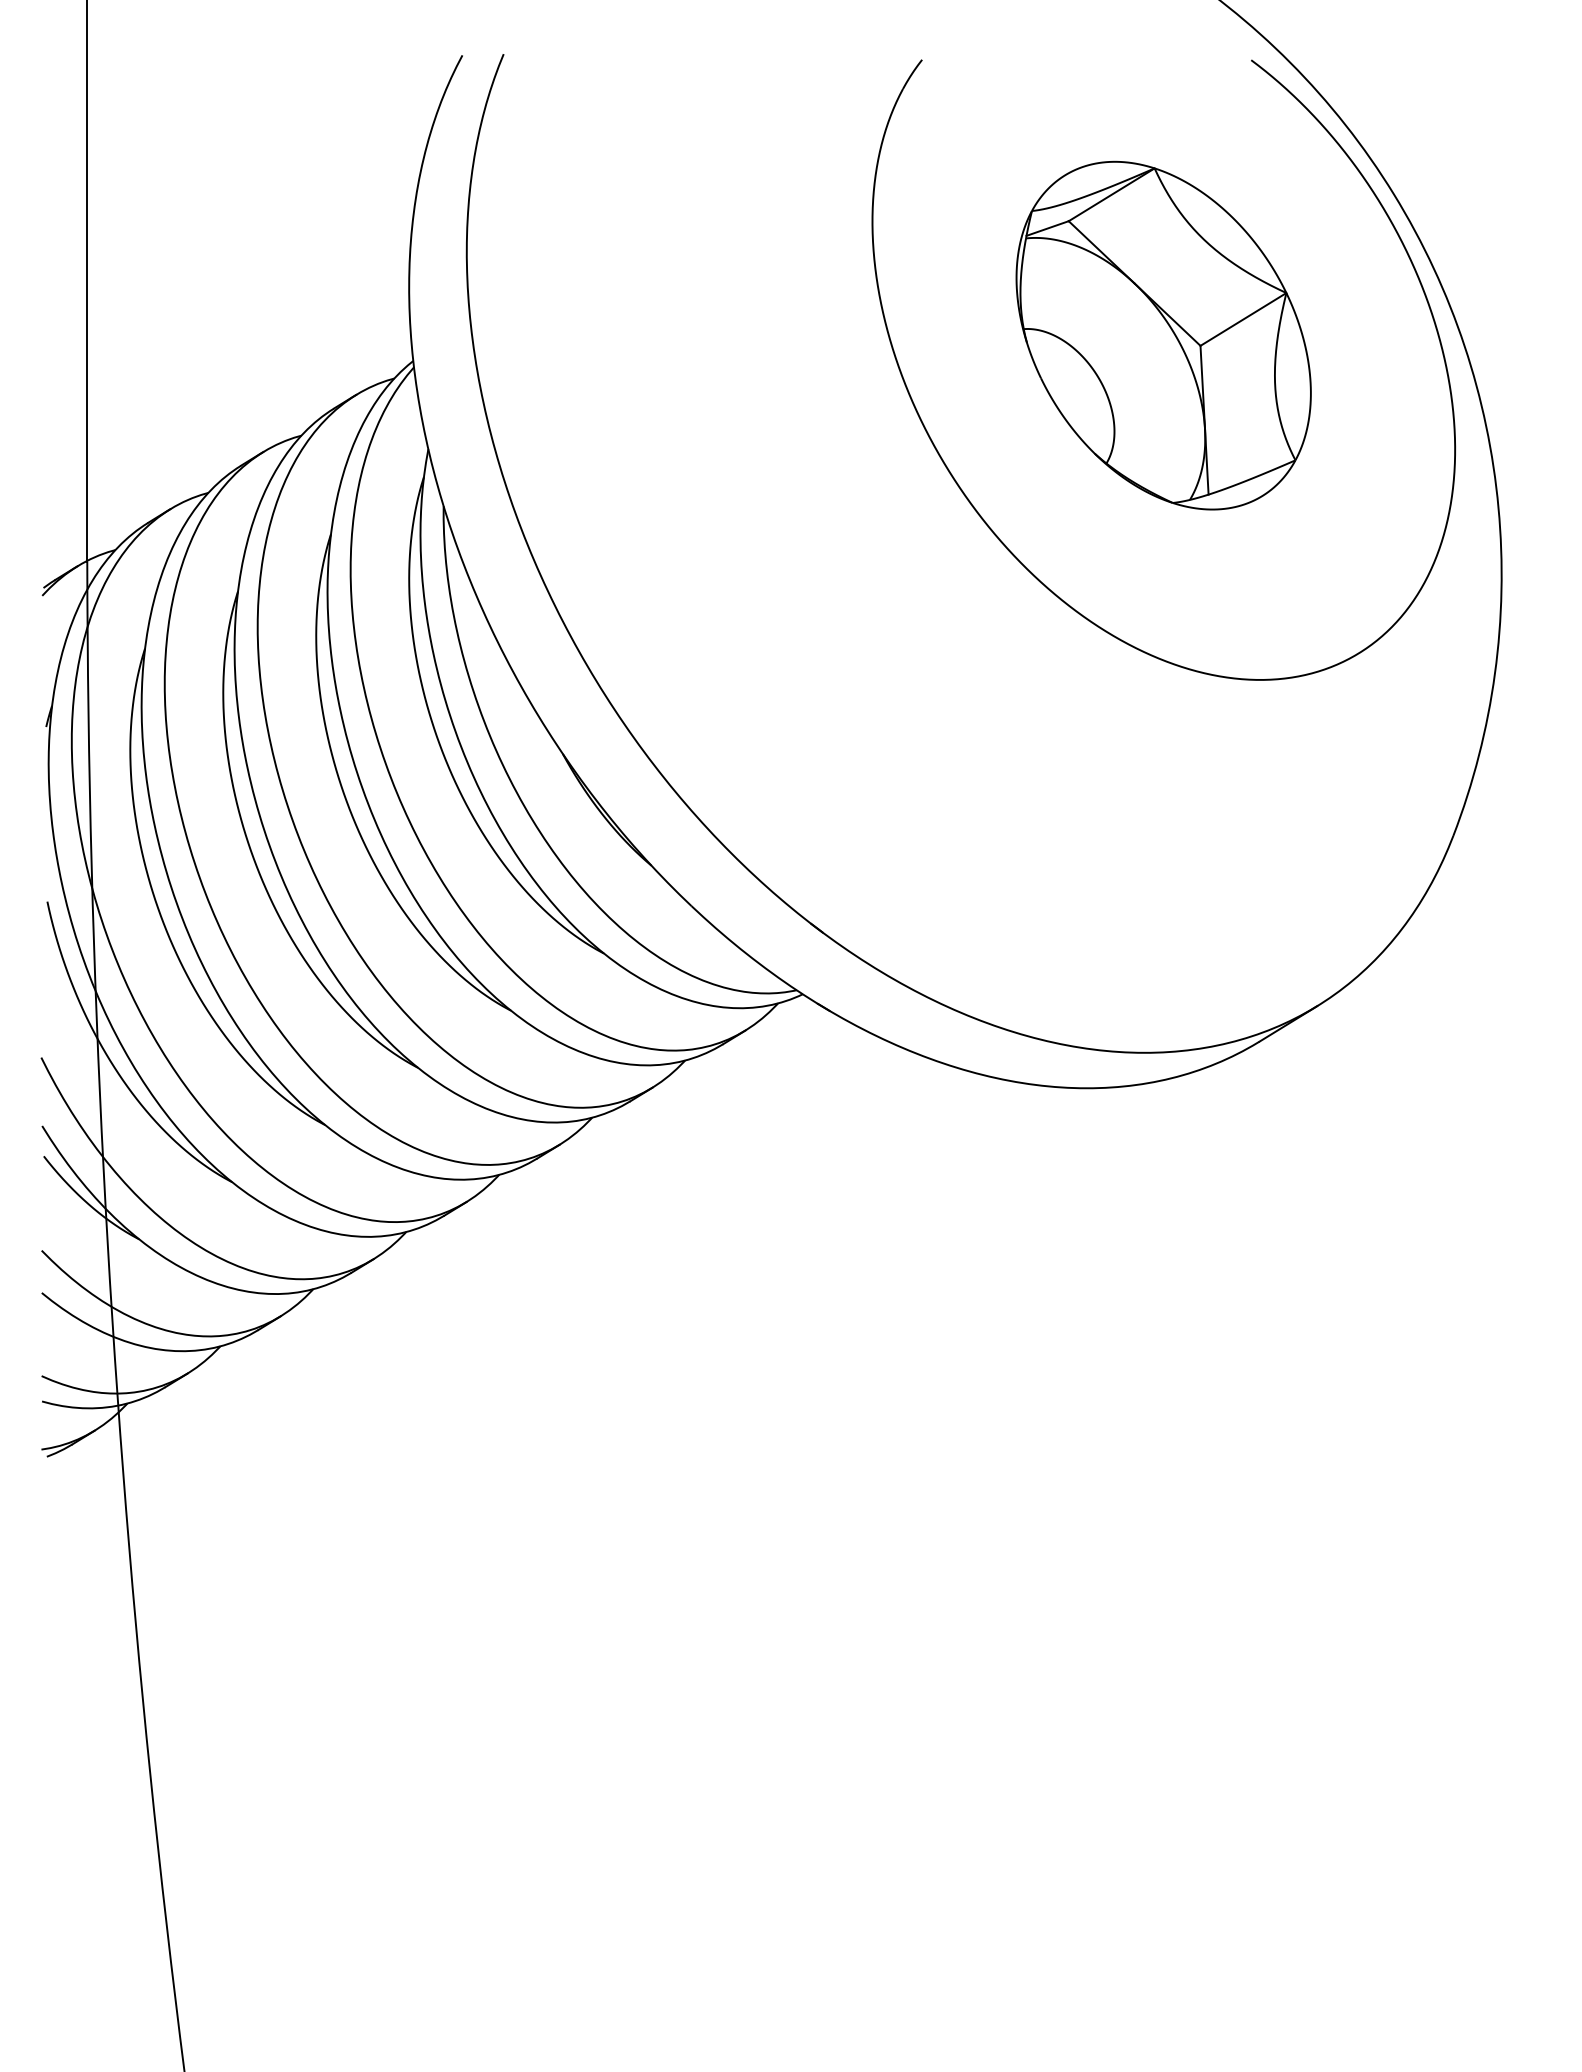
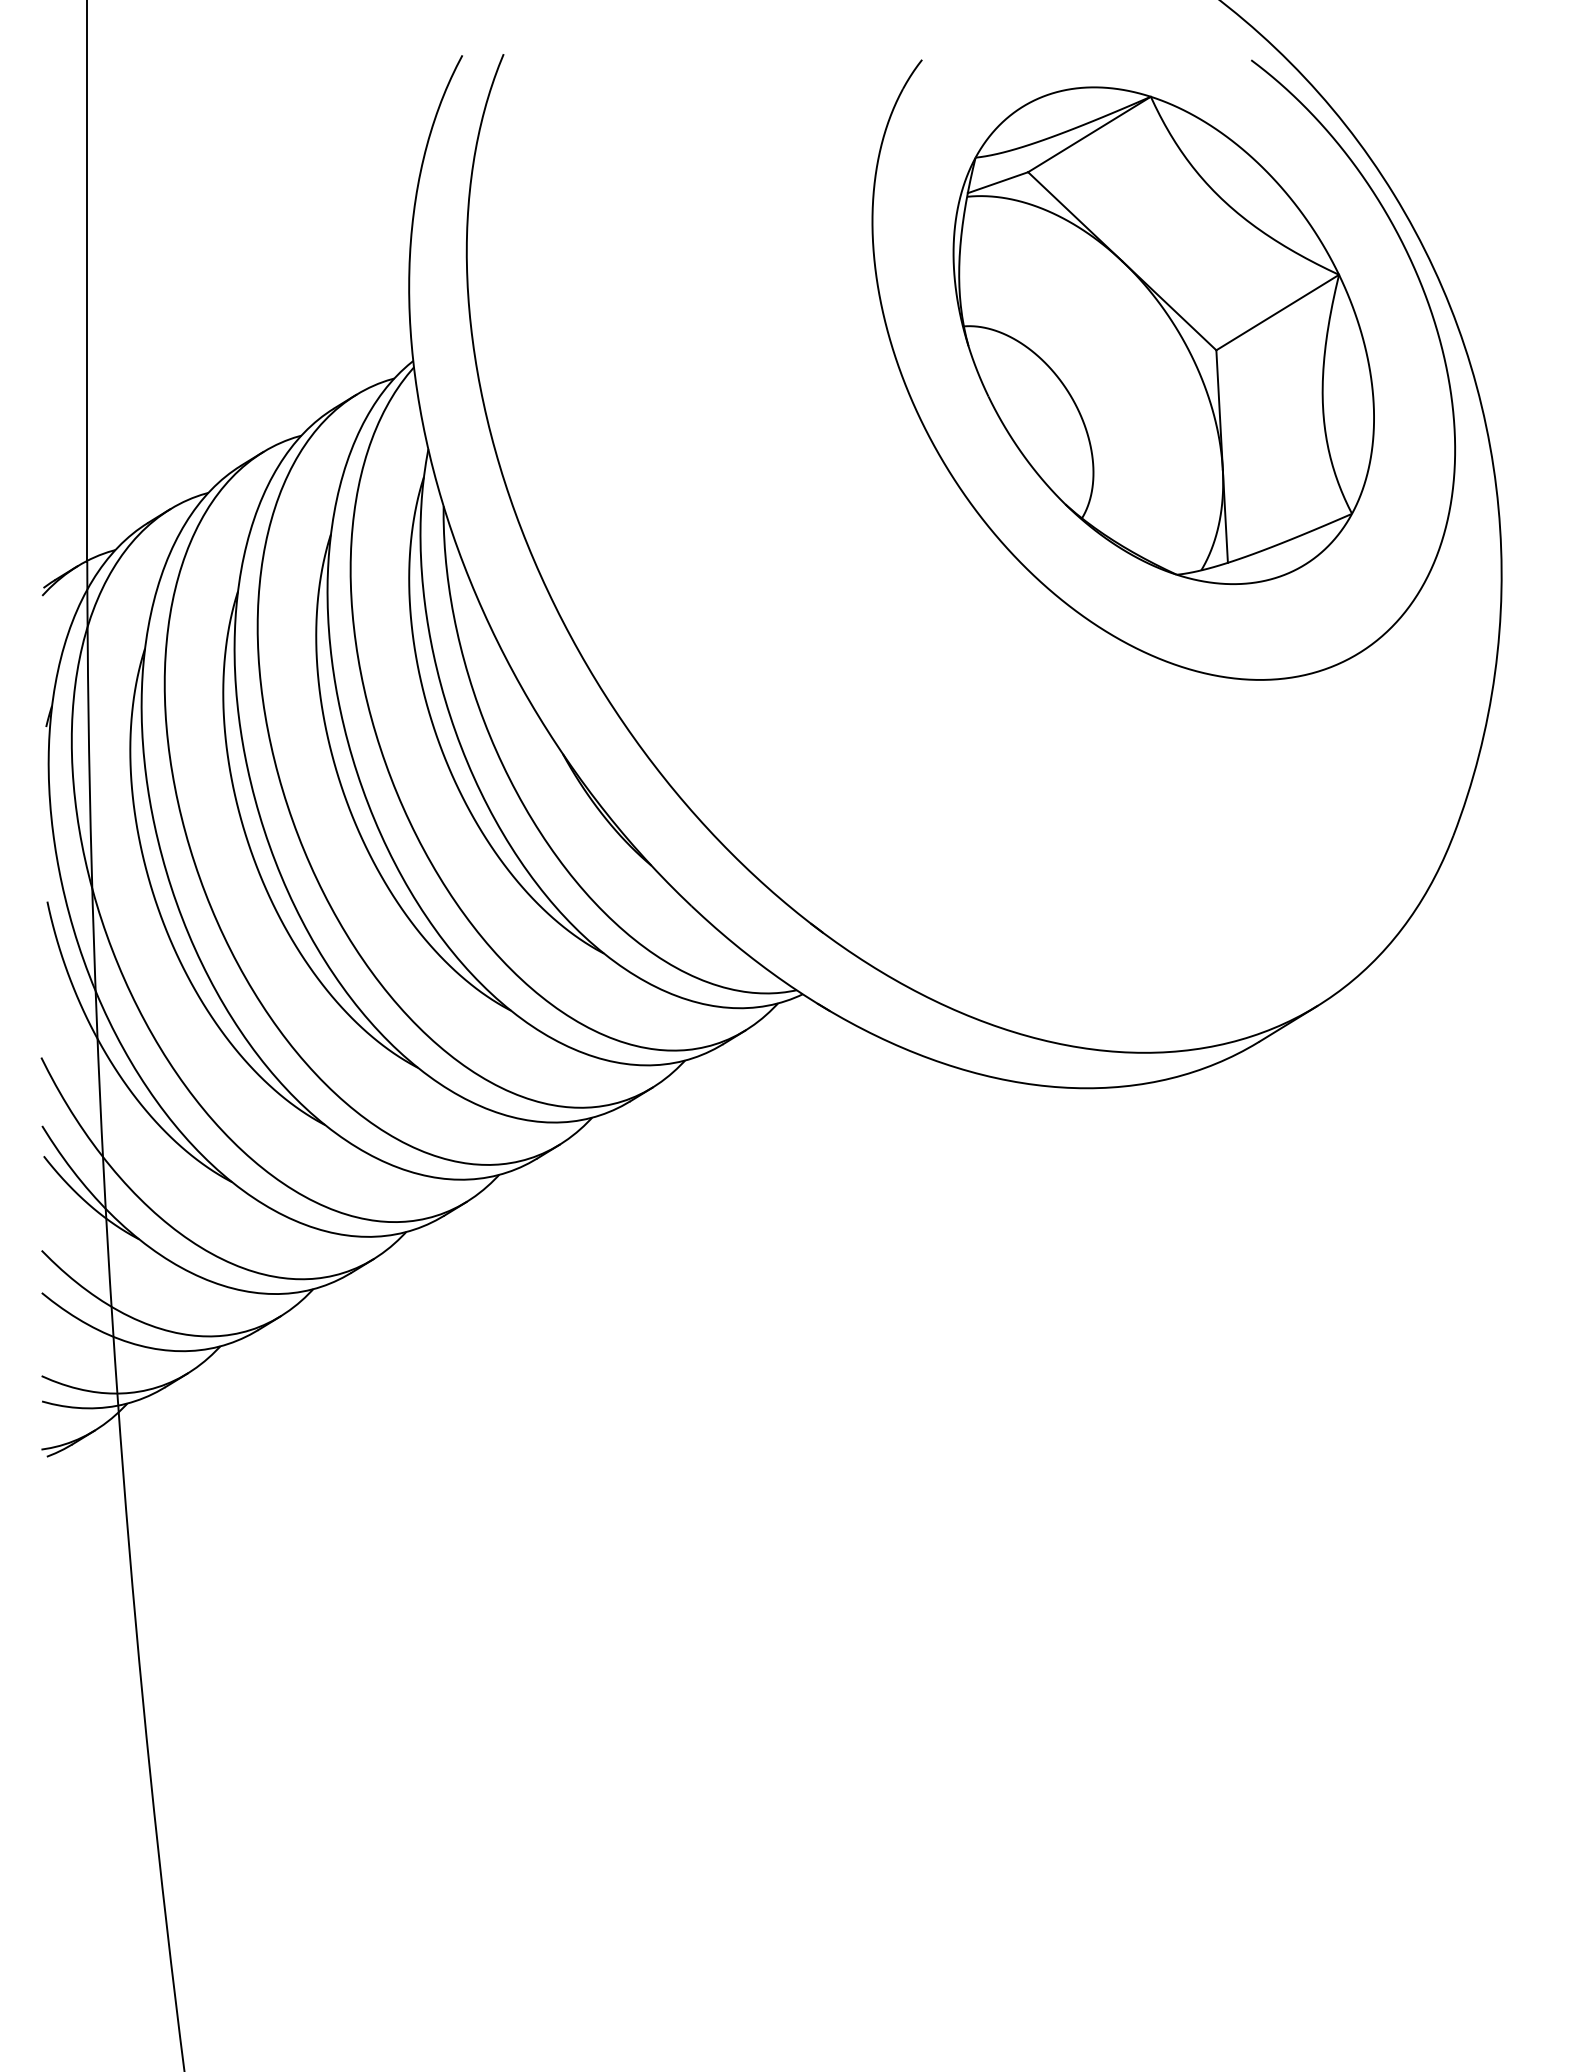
part size: 297x351 px -> 423x499 px (1163, 335)
